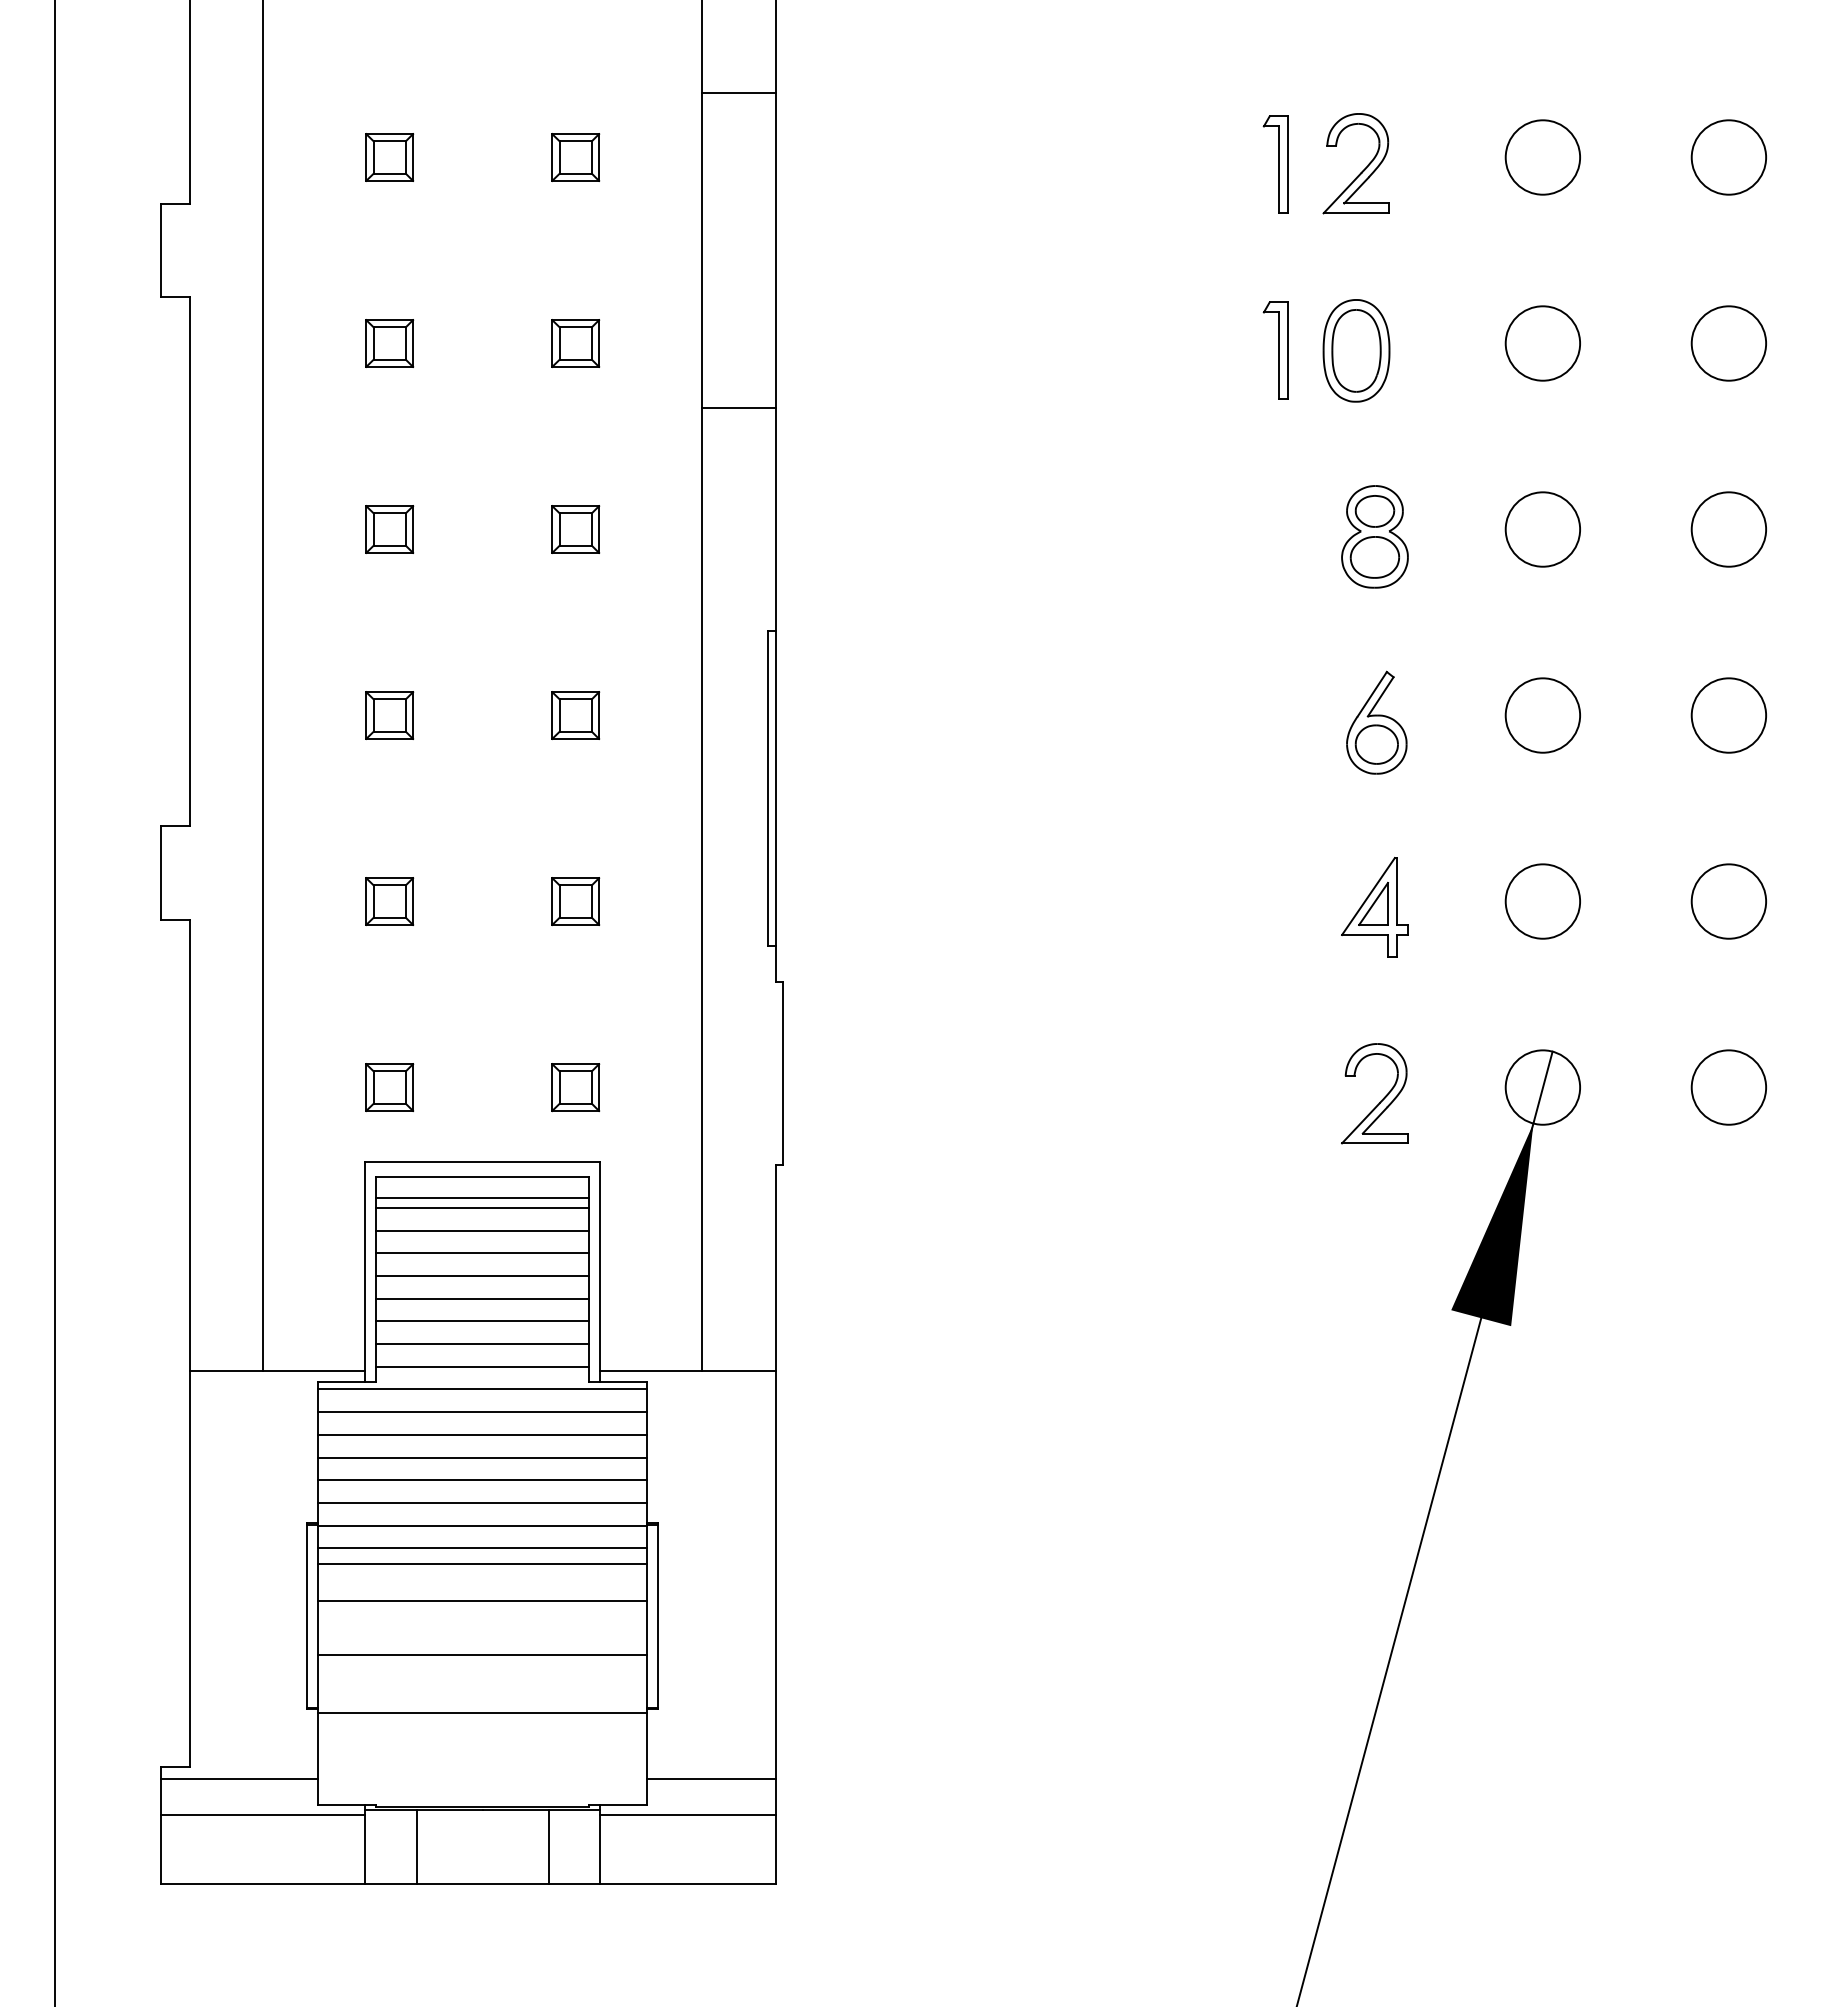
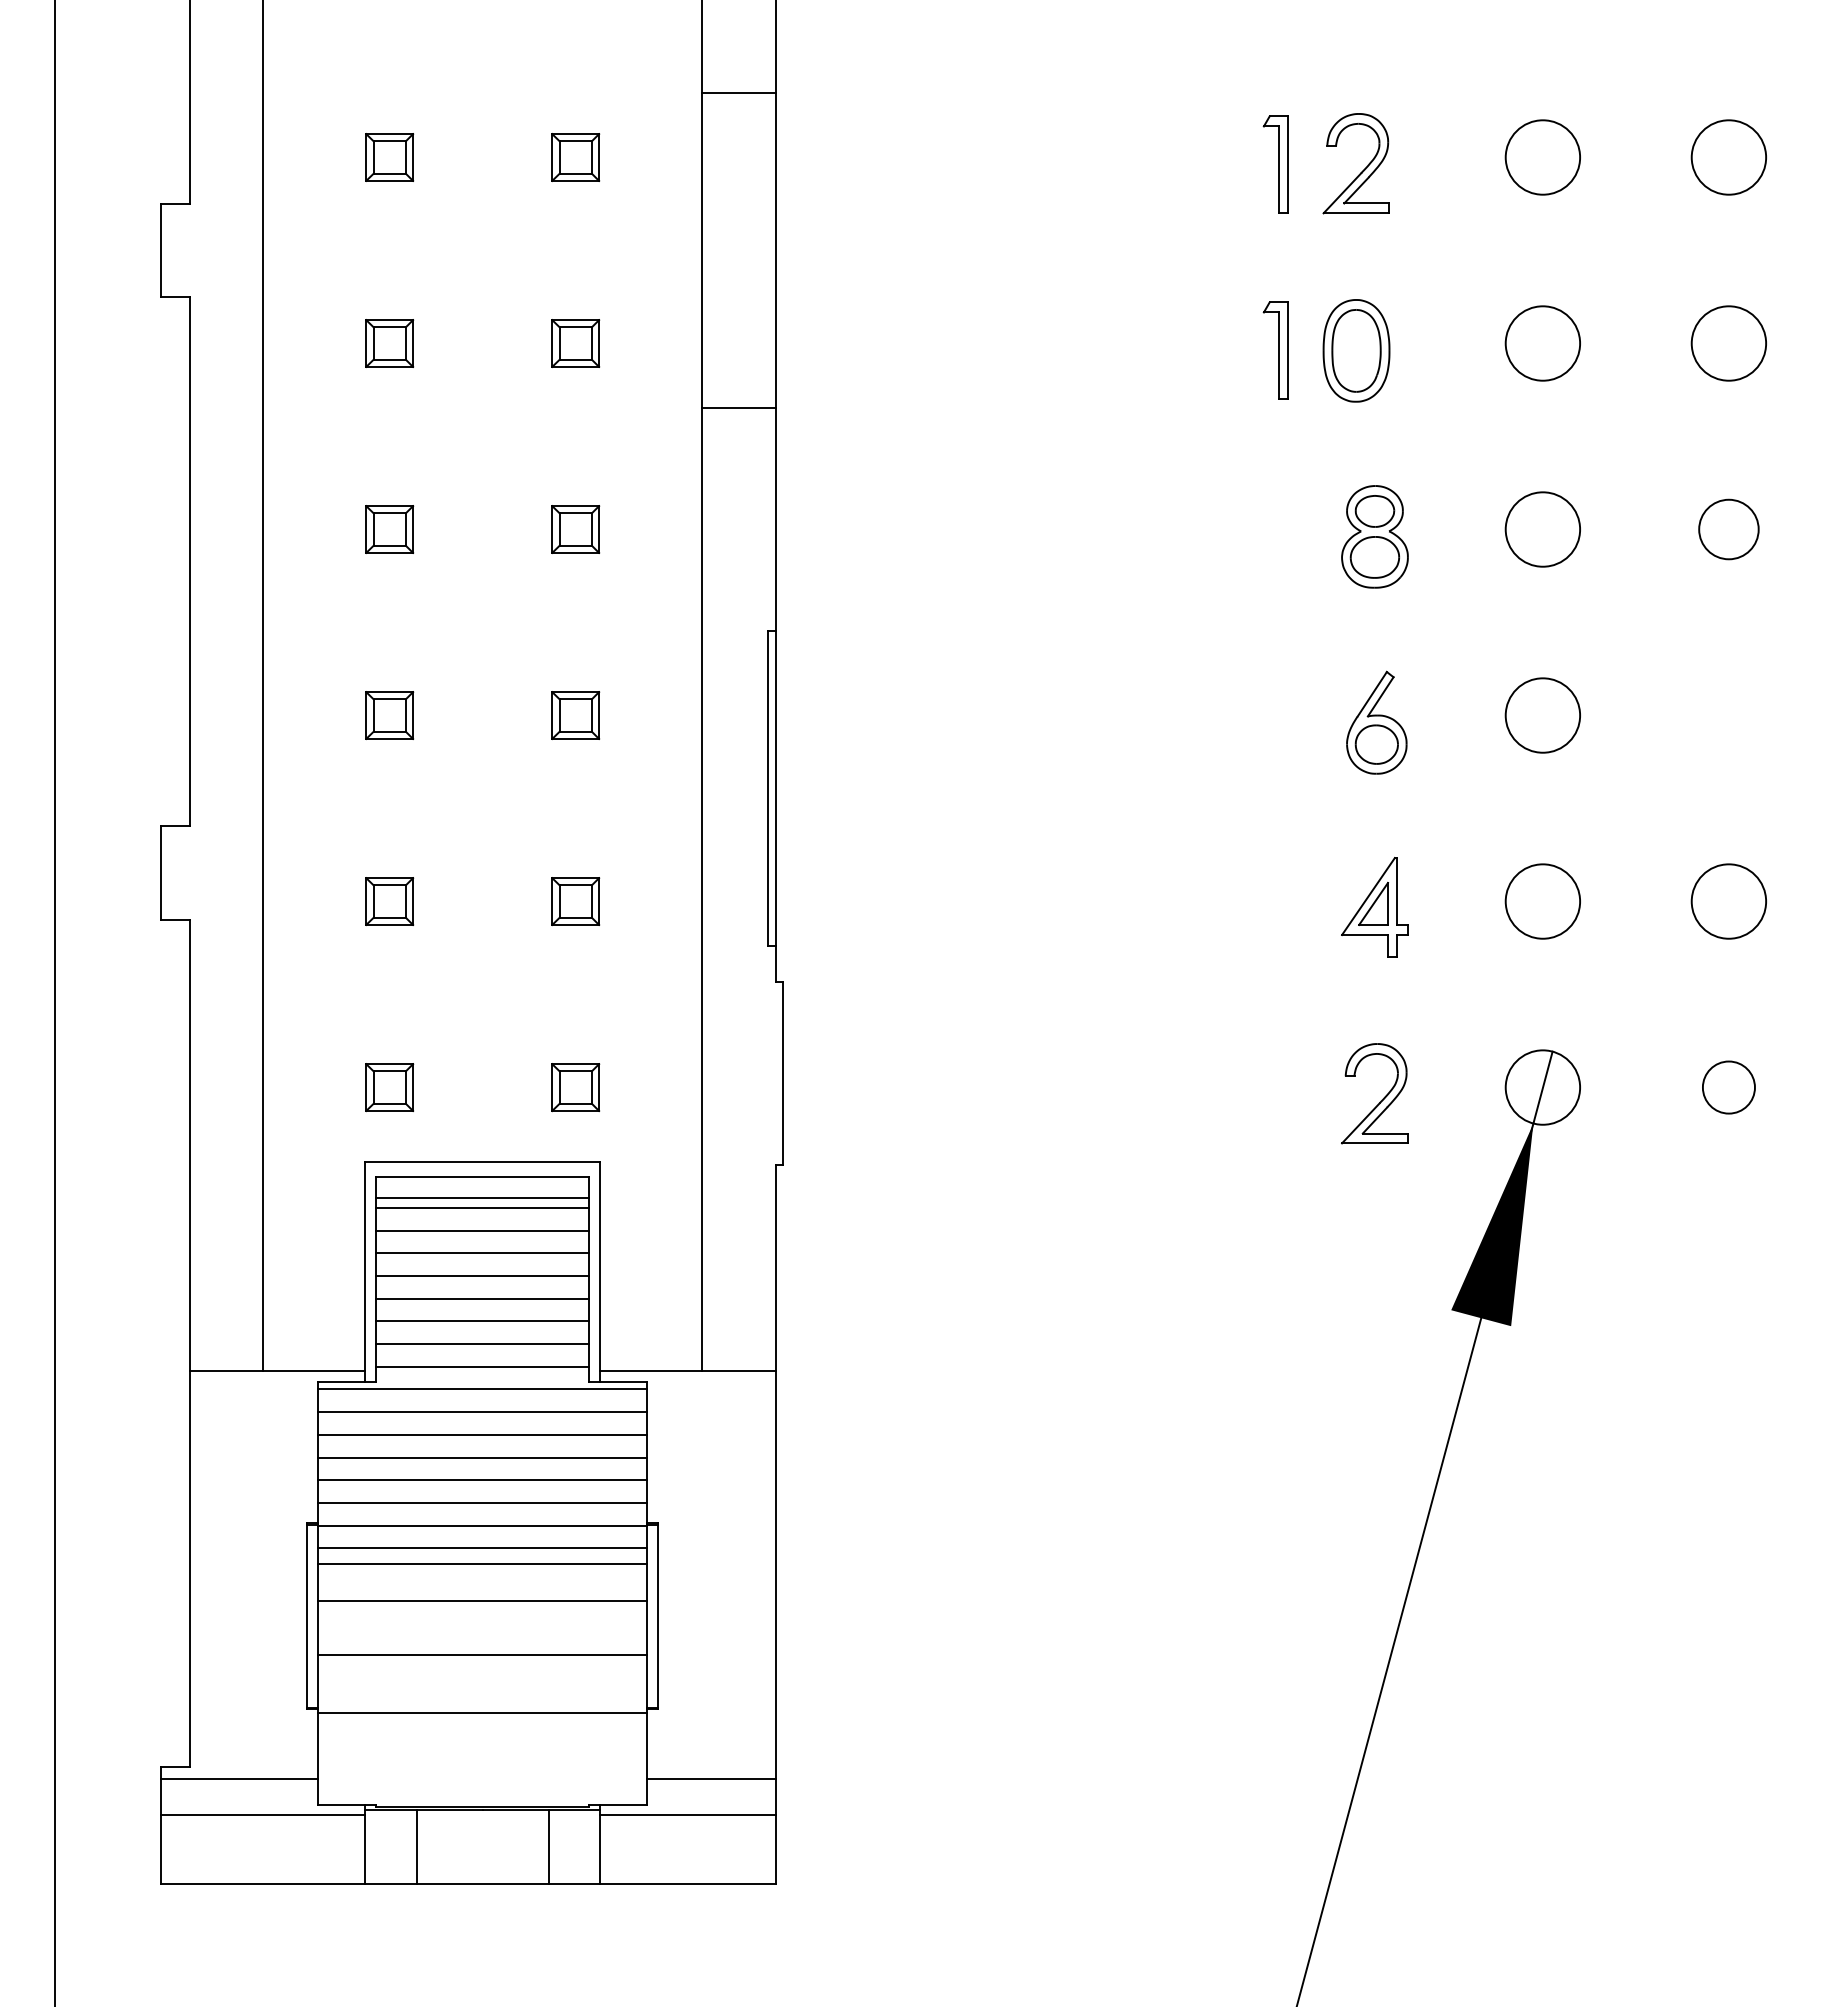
circle diameter: 74 px -> 60 px (1728, 529)
circle: present -> none (1728, 715)
circle diameter: 74 px -> 52 px (1728, 1087)
